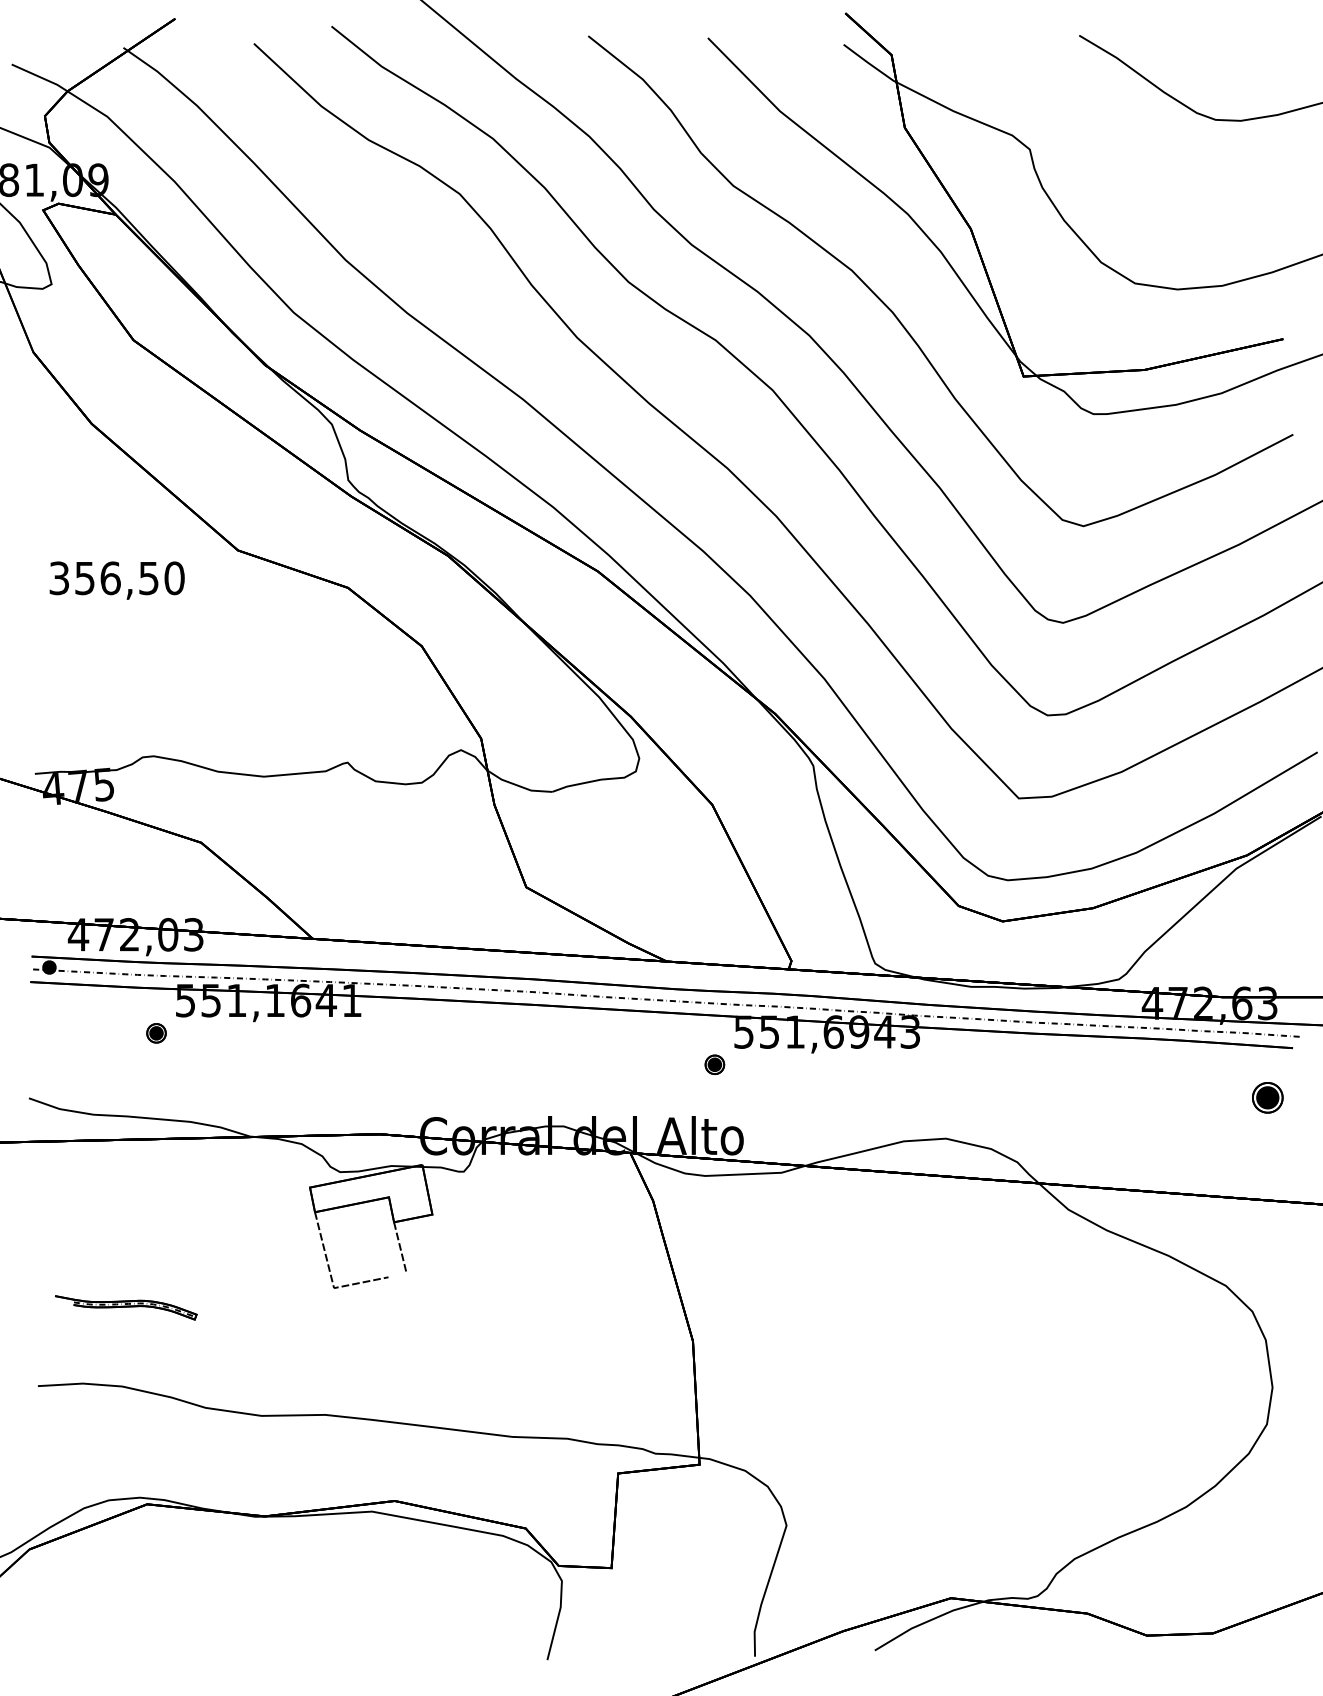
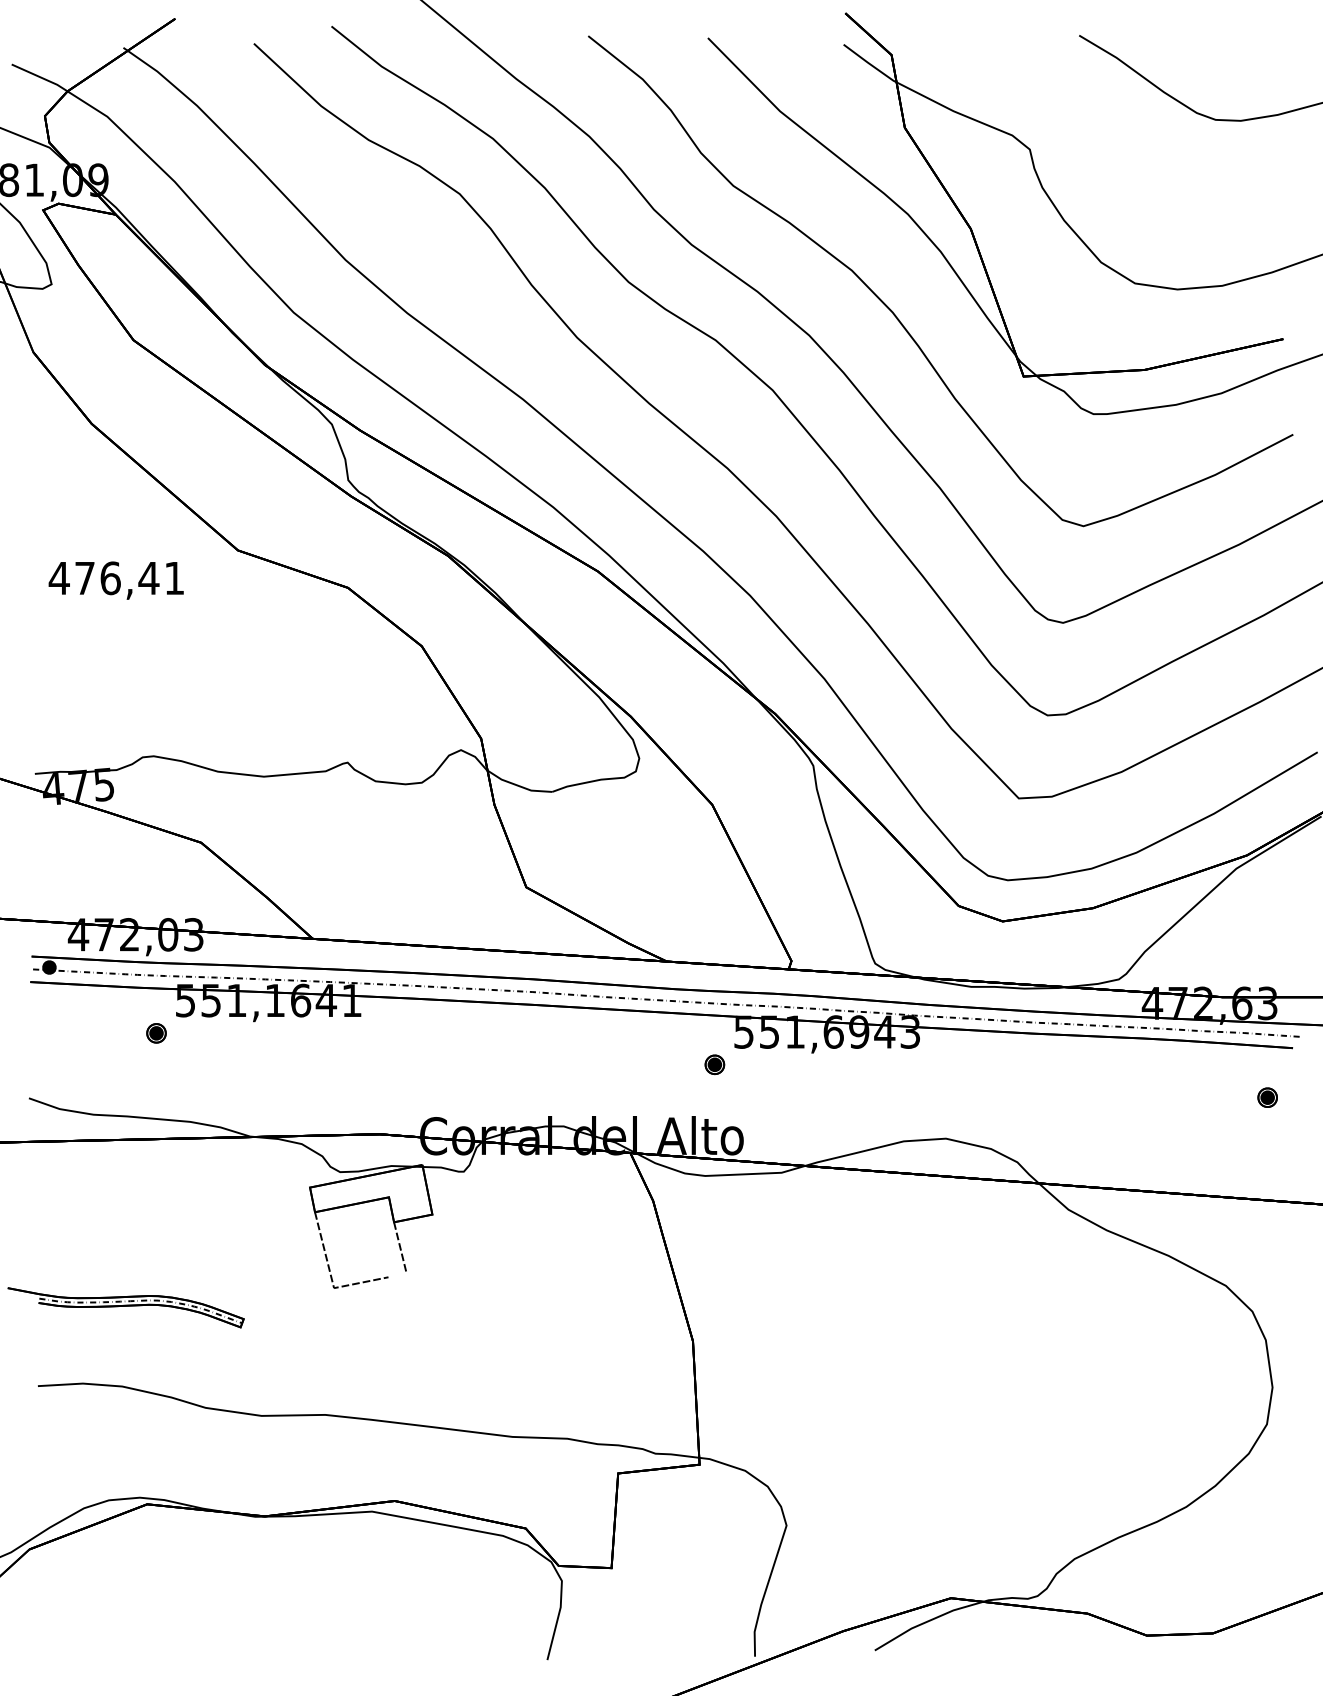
text: 356,50 -> 476,41 (116, 578)
part size: 32x32 px -> 21x21 px (1267, 1097)
part size: 143x26 px -> 238x42 px (125, 1307)
